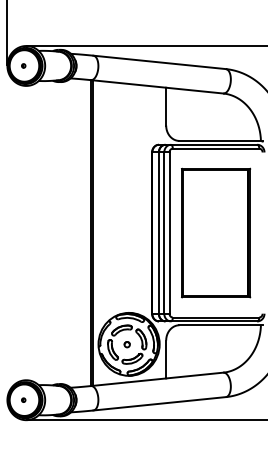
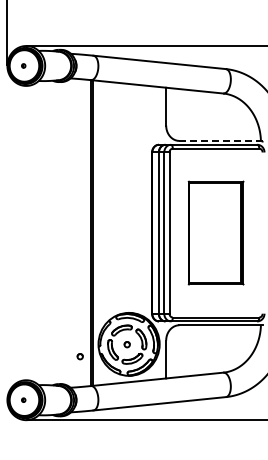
line: solid -> dashed (221, 140)
part size: 71x132 px -> 58x106 px (215, 232)
part: none -> present (79, 356)
